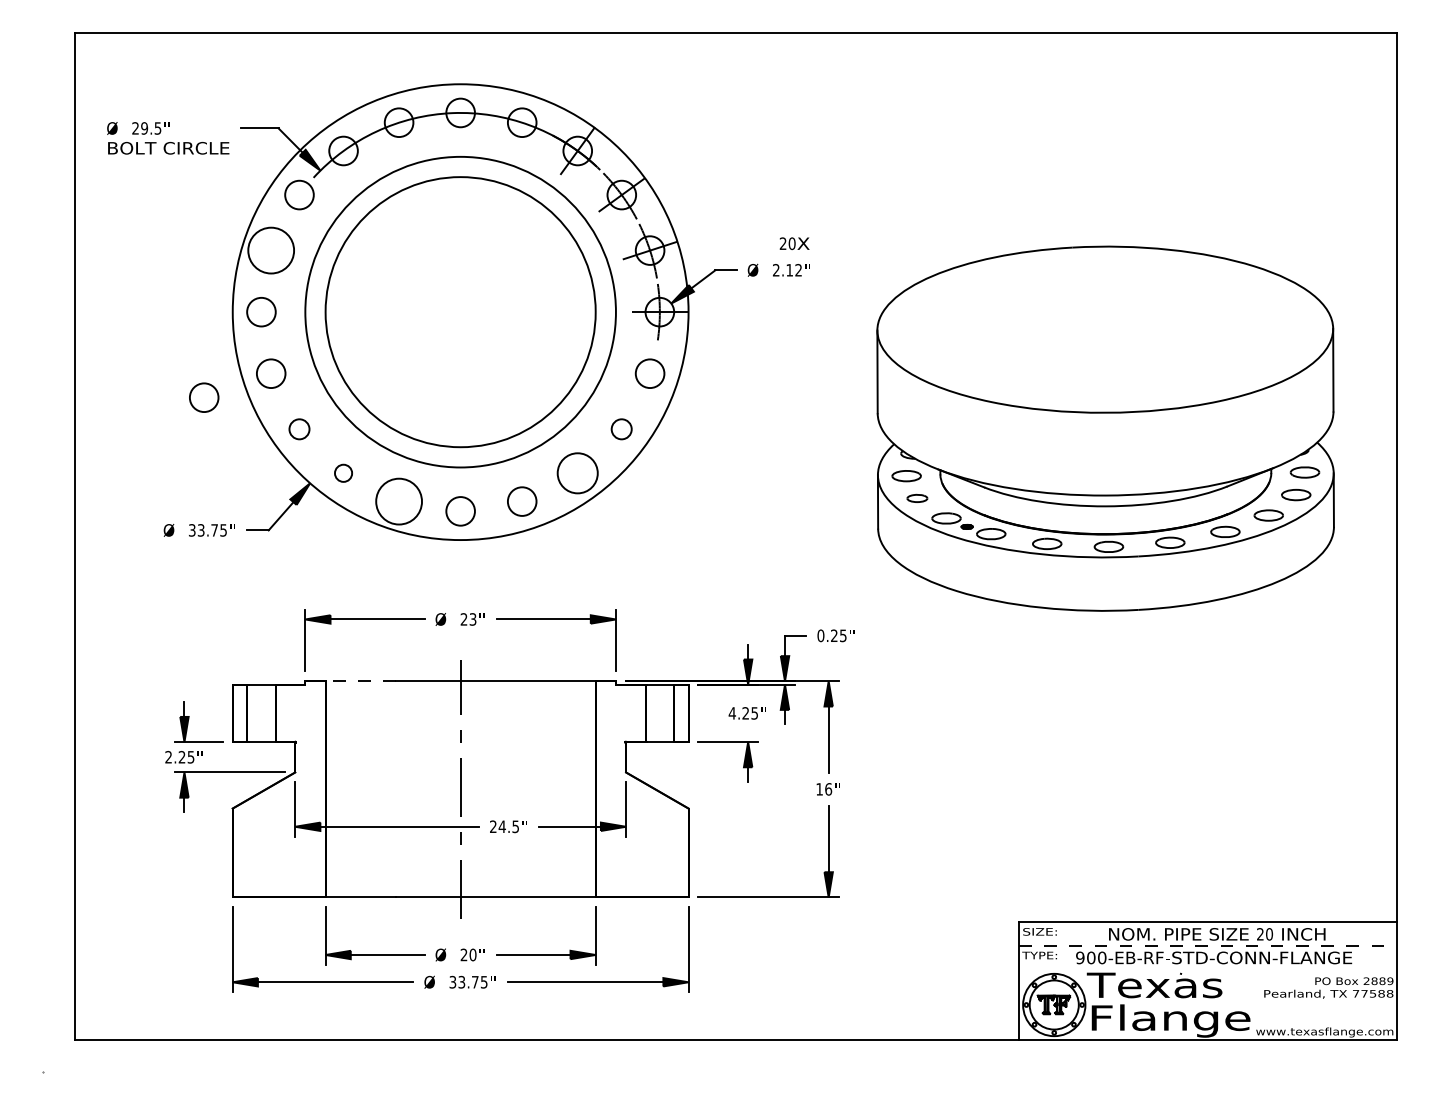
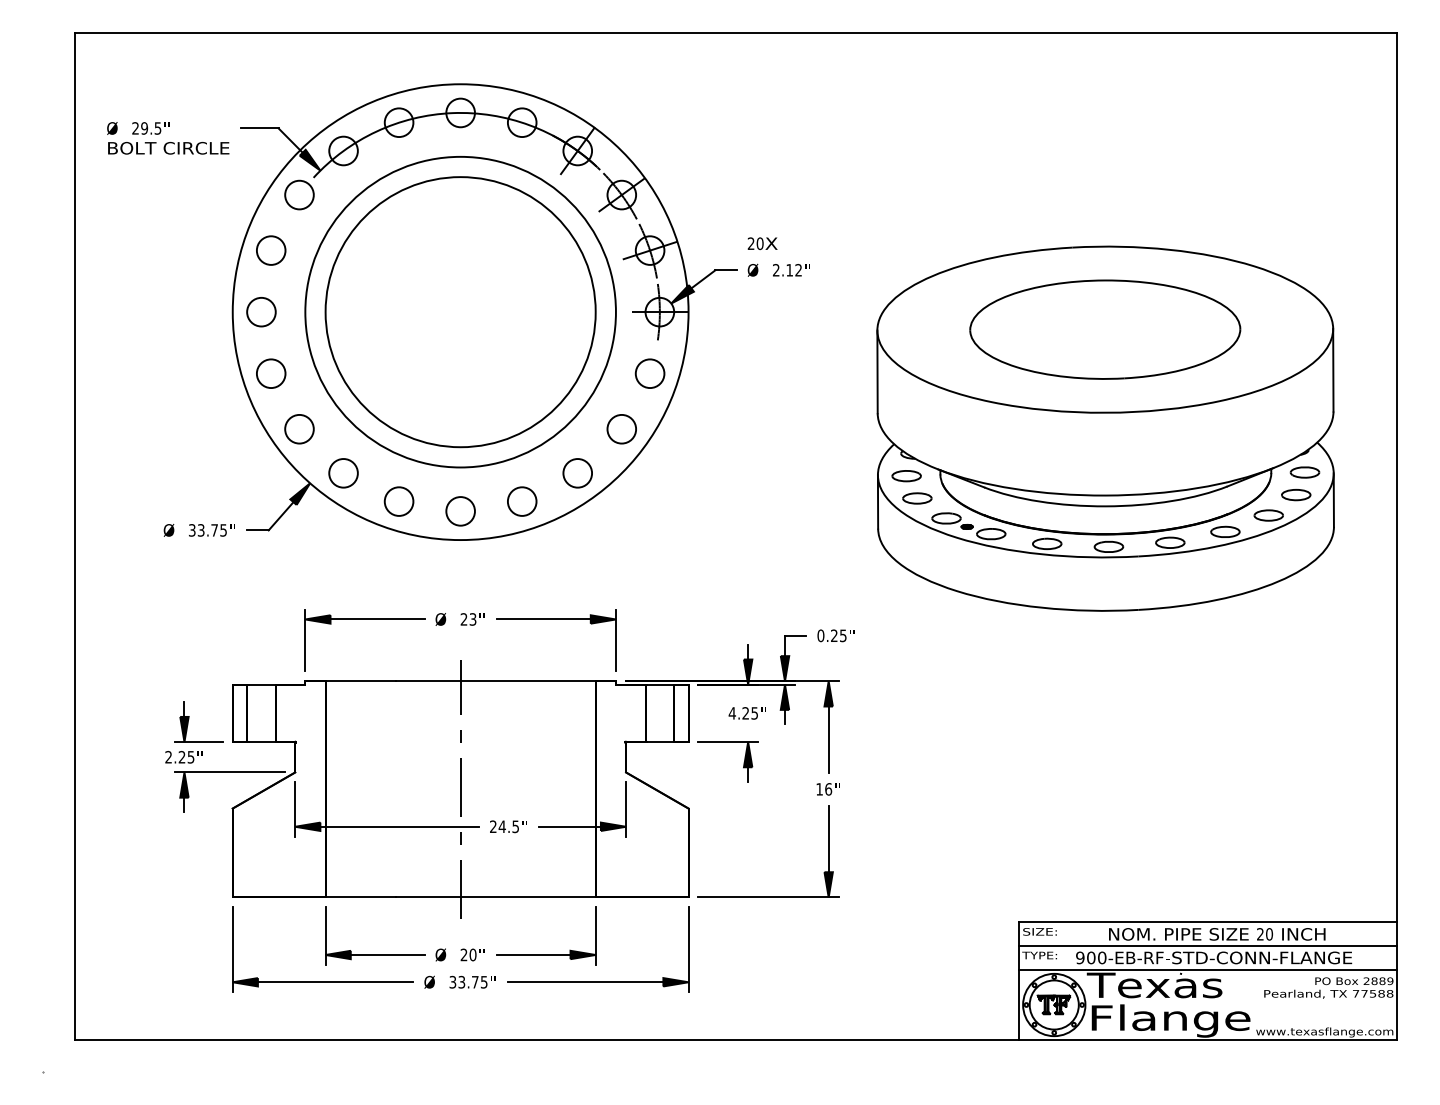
text position: (794, 243) -> (762, 243) (762, 243)
circle diameter: 46 px -> 29 px (270, 250)
part: none -> present (1105, 329)
circle: present -> none (204, 397)
circle size: 23x23 px -> 31x31 px (299, 429)
circle size: 23x23 px -> 31x31 px (621, 429)
circle diameter: 17 px -> 29 px (343, 473)
circle diameter: 40 px -> 29 px (577, 473)
part size: 23x10 px -> 31x13 px (917, 498)
circle diameter: 46 px -> 29 px (398, 501)
line: dashed -> solid (360, 681)
line: dashed -> solid (1207, 945)
line: none -> present (1207, 969)
